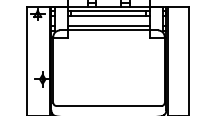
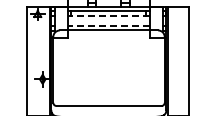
line: solid -> dashed (108, 15)
line: solid -> dashed (108, 25)
